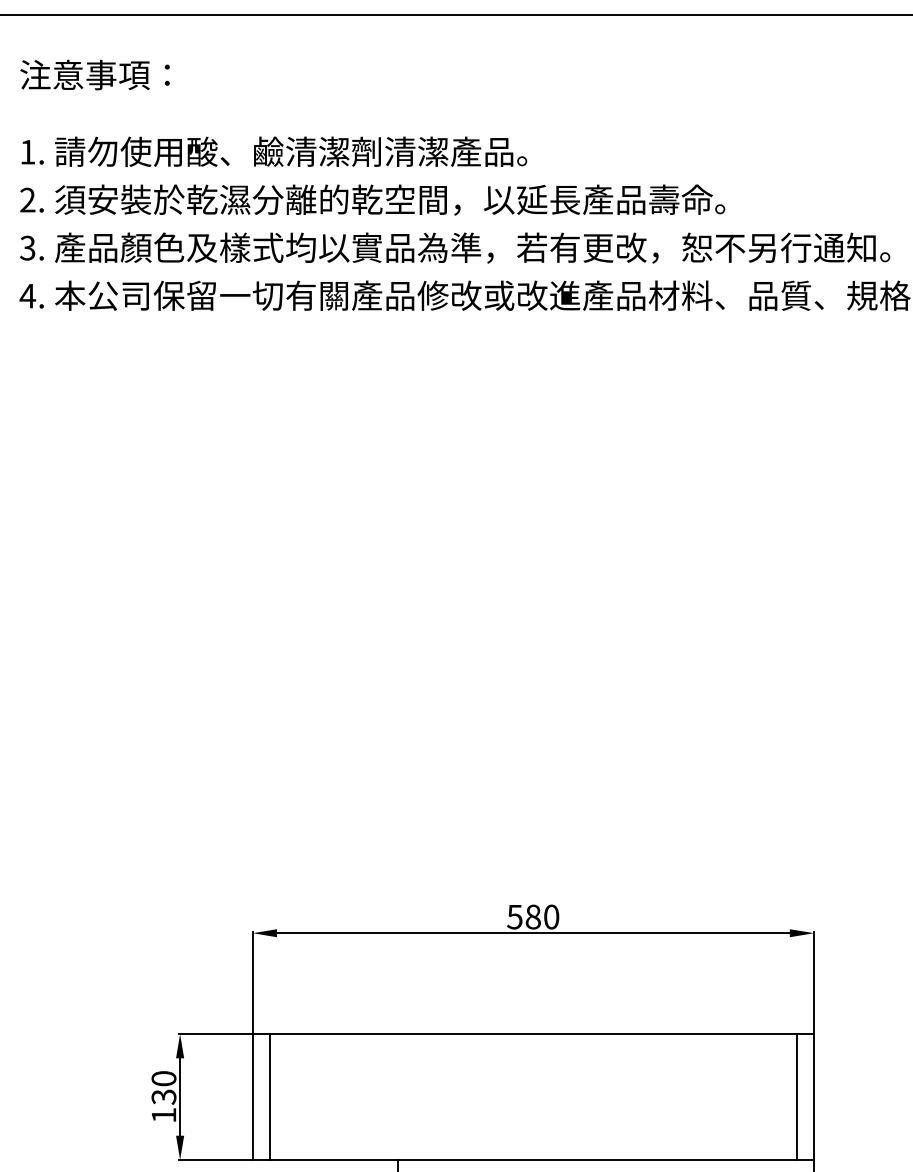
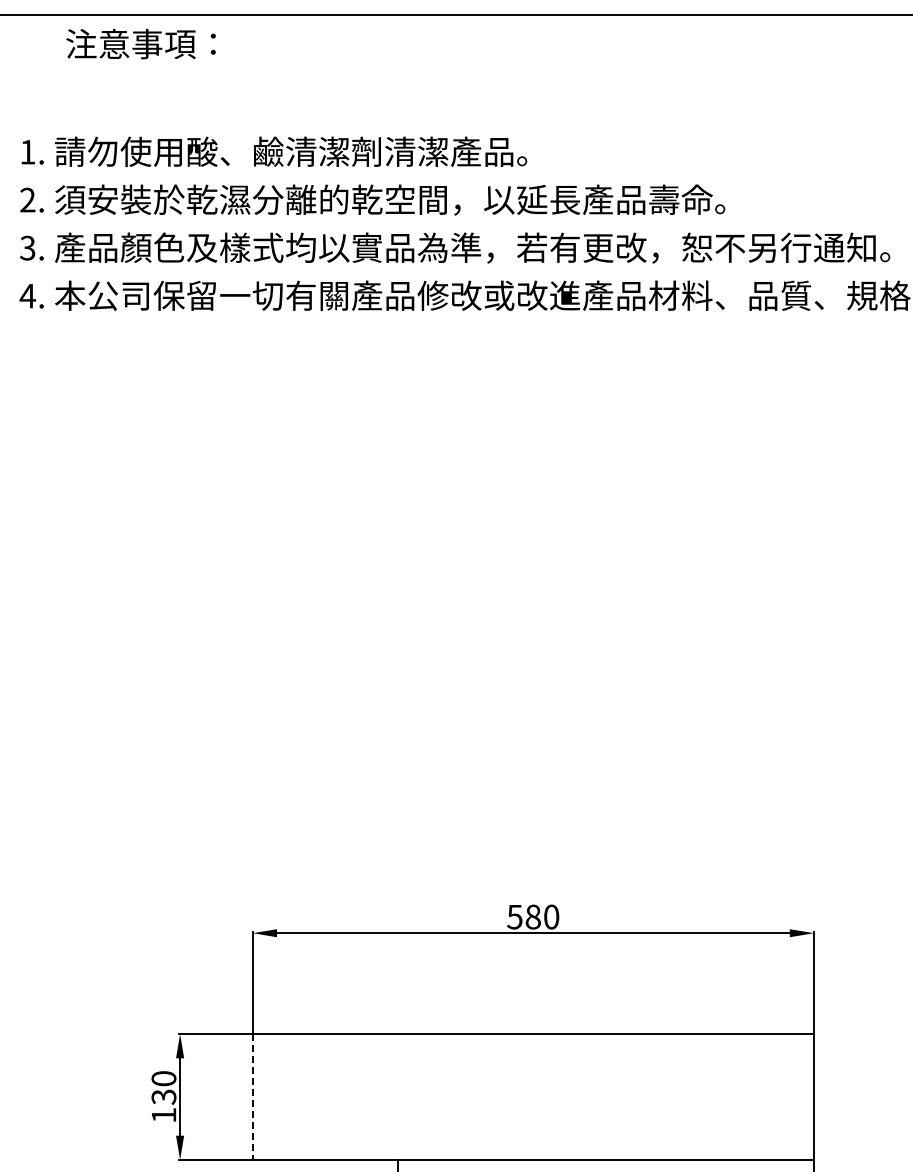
text position: (94, 74) -> (140, 43) (140, 43)
line: present -> none (270, 1096)
line: present -> none (796, 1096)
line: solid -> dashed (252, 1097)
